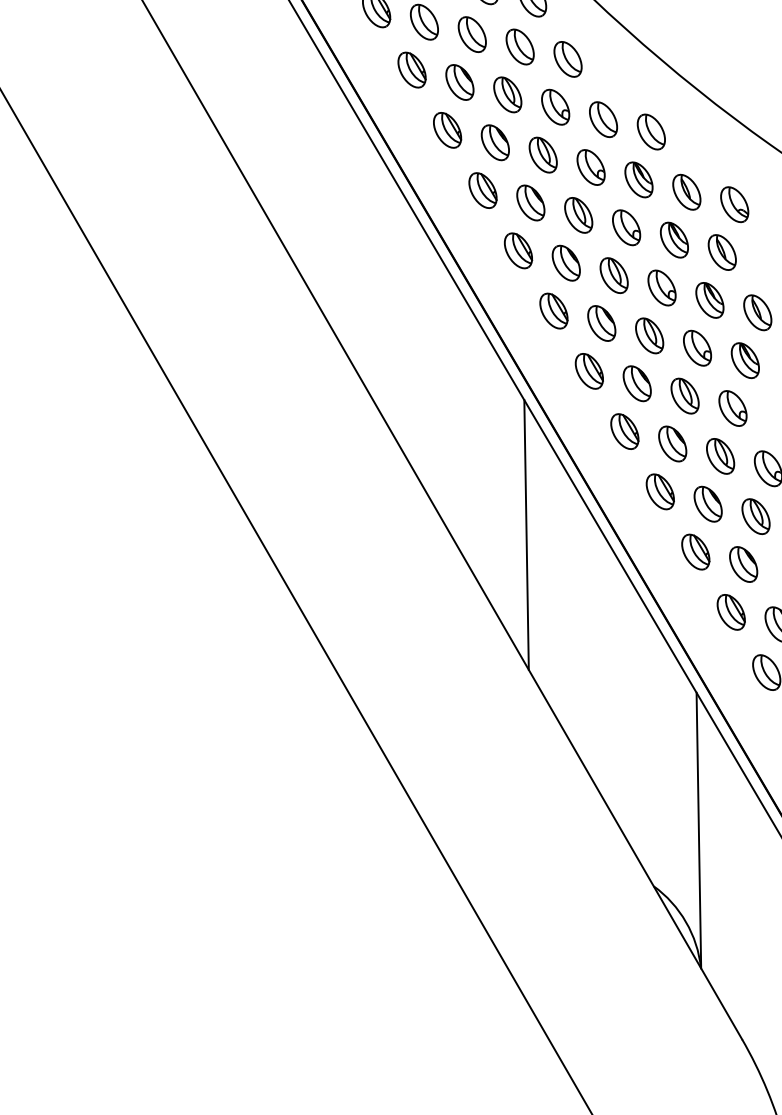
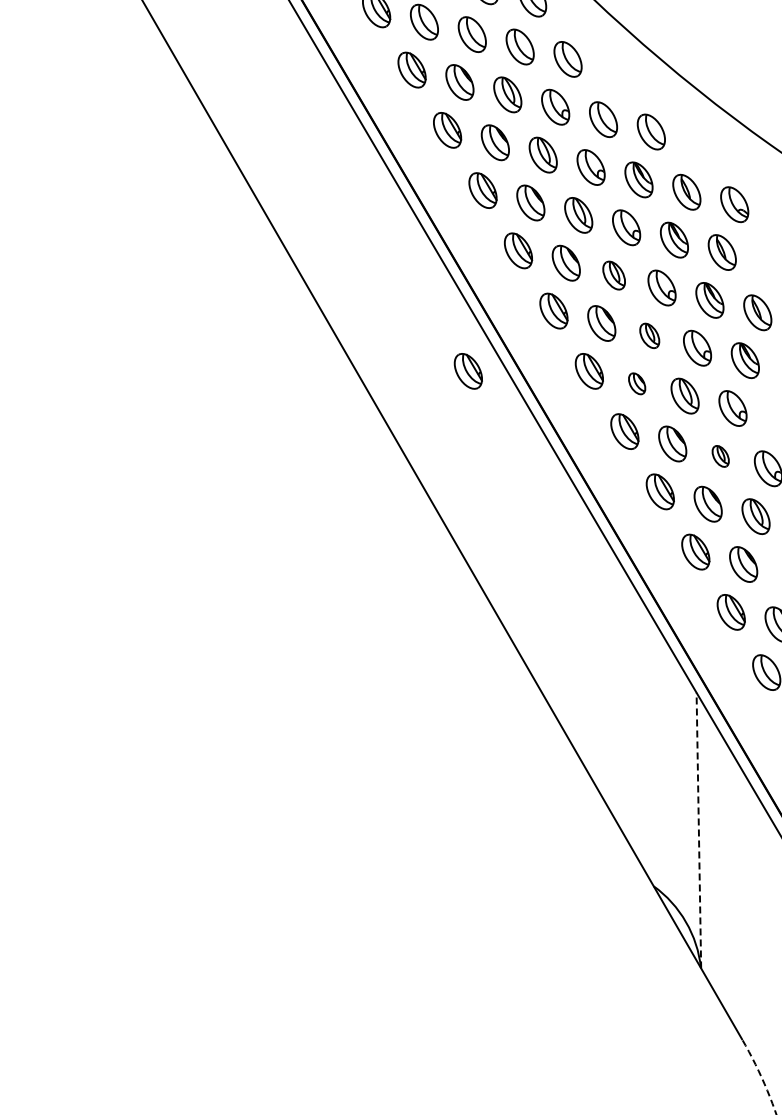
part size: 30x37 px -> 24x31 px (613, 275)
part size: 30x38 px -> 22x27 px (649, 335)
part: none -> present (467, 371)
part size: 30x38 px -> 19x24 px (637, 383)
part size: 30x37 px -> 19x23 px (720, 456)
line: present -> none (526, 534)
line: present -> none (296, 601)
line: solid -> dashed (698, 830)
arc: solid -> dashed (760, 1076)
